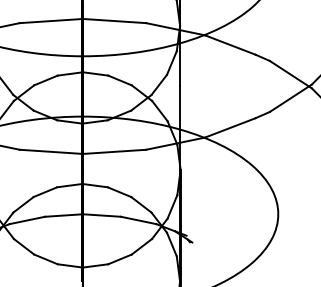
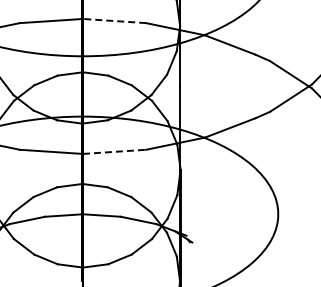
line: solid -> dashed (114, 21)
line: solid -> dashed (114, 151)
